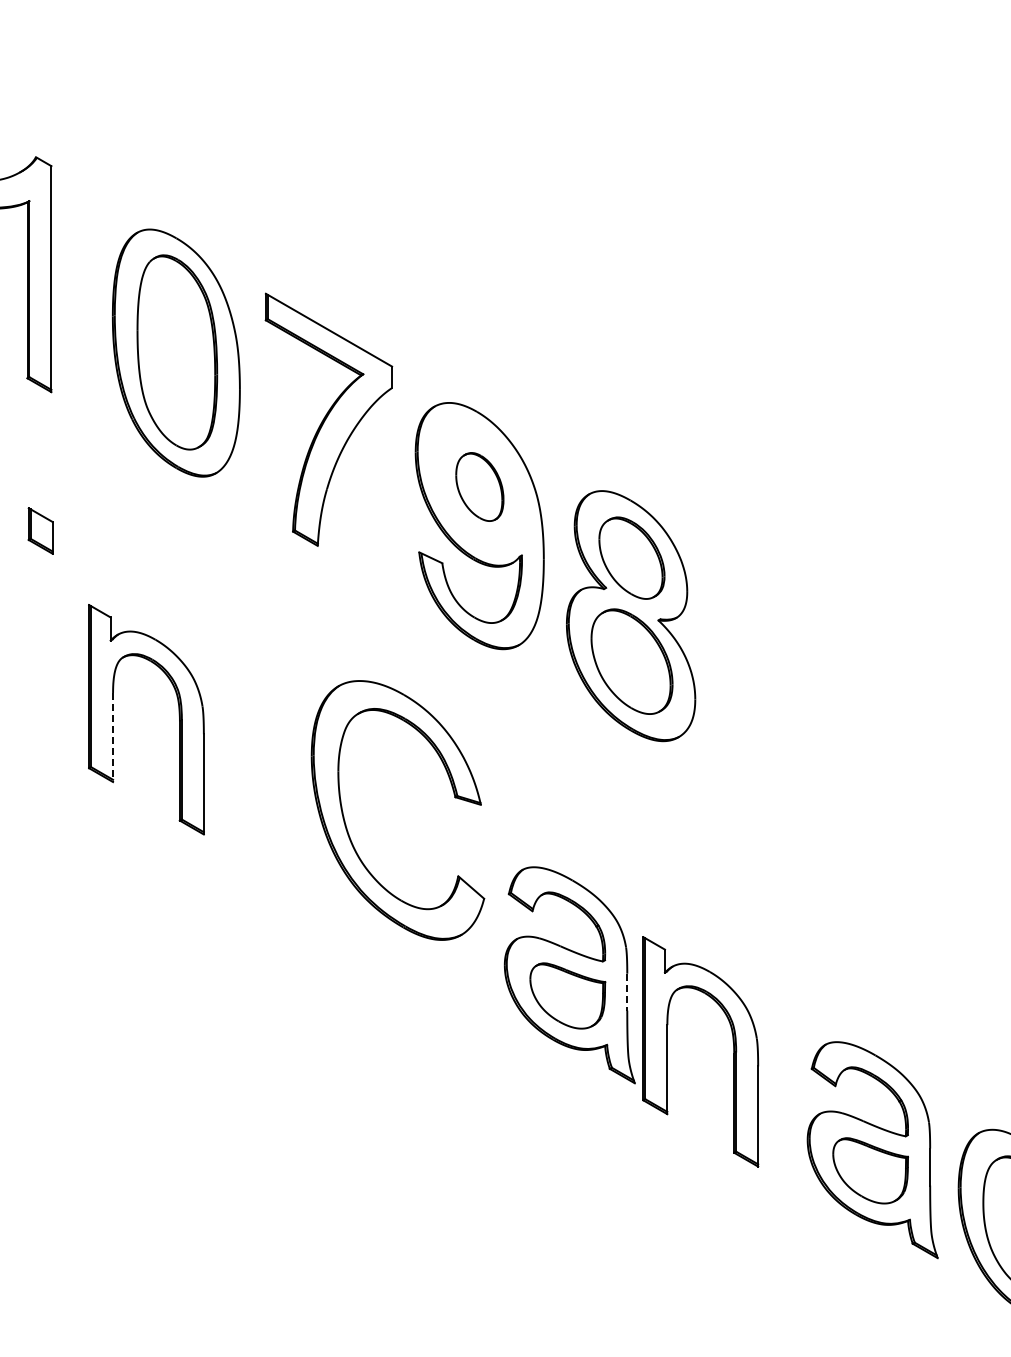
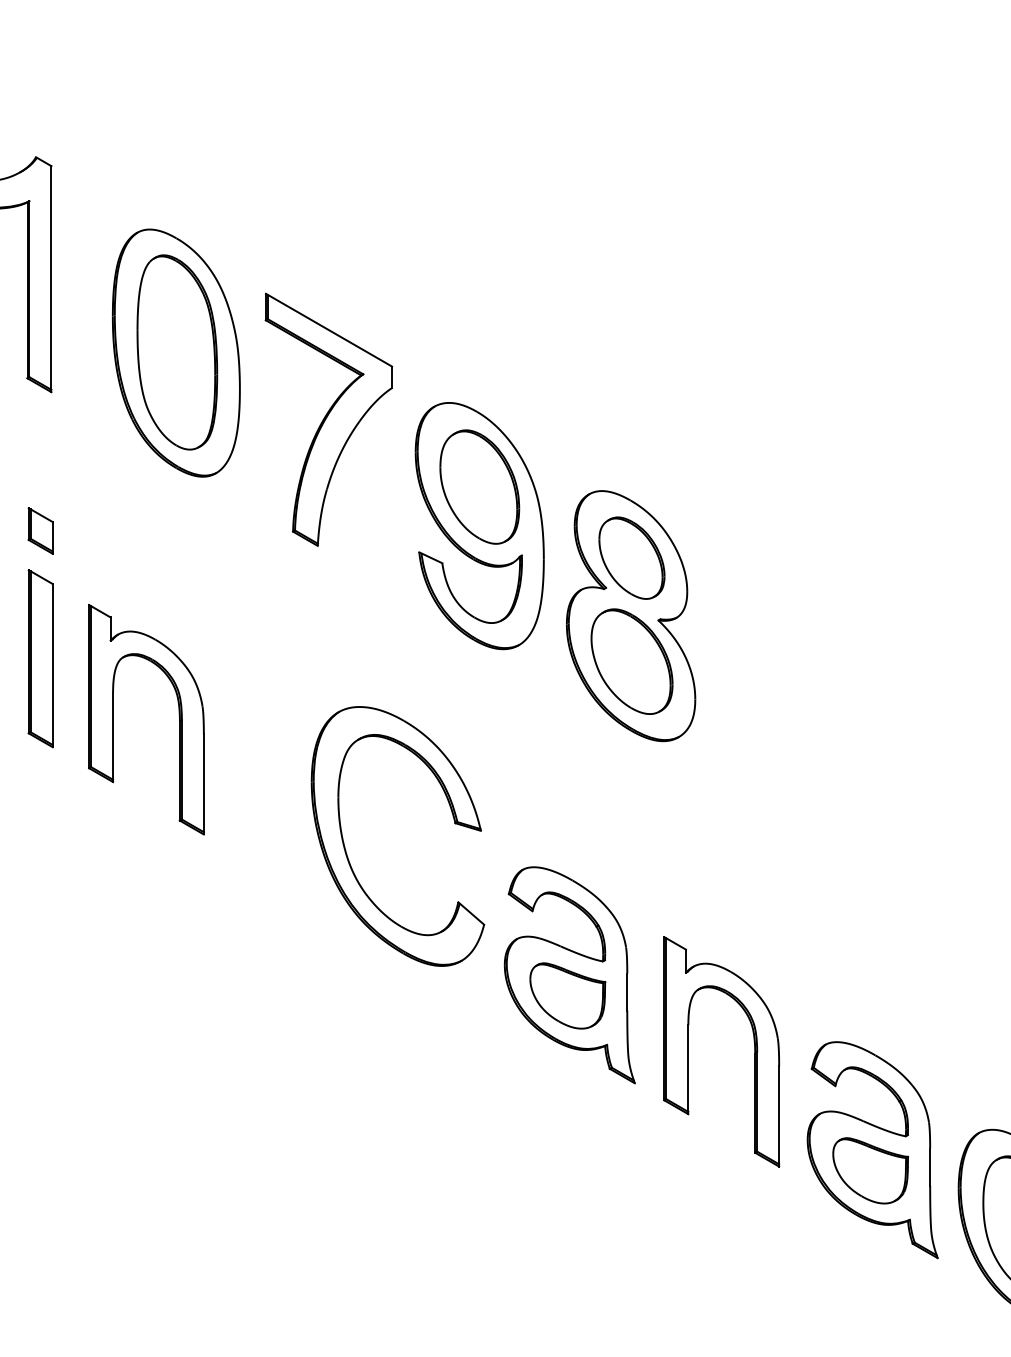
part size: 50x70 px -> 82x116 px (479, 486)
part: none -> present (40, 658)
line: dashed -> solid (113, 737)
part position: (346, 824) -> (346, 850) (346, 850)
line: dashed -> solid (627, 992)
part position: (667, 1051) -> (688, 1051) (688, 1051)
